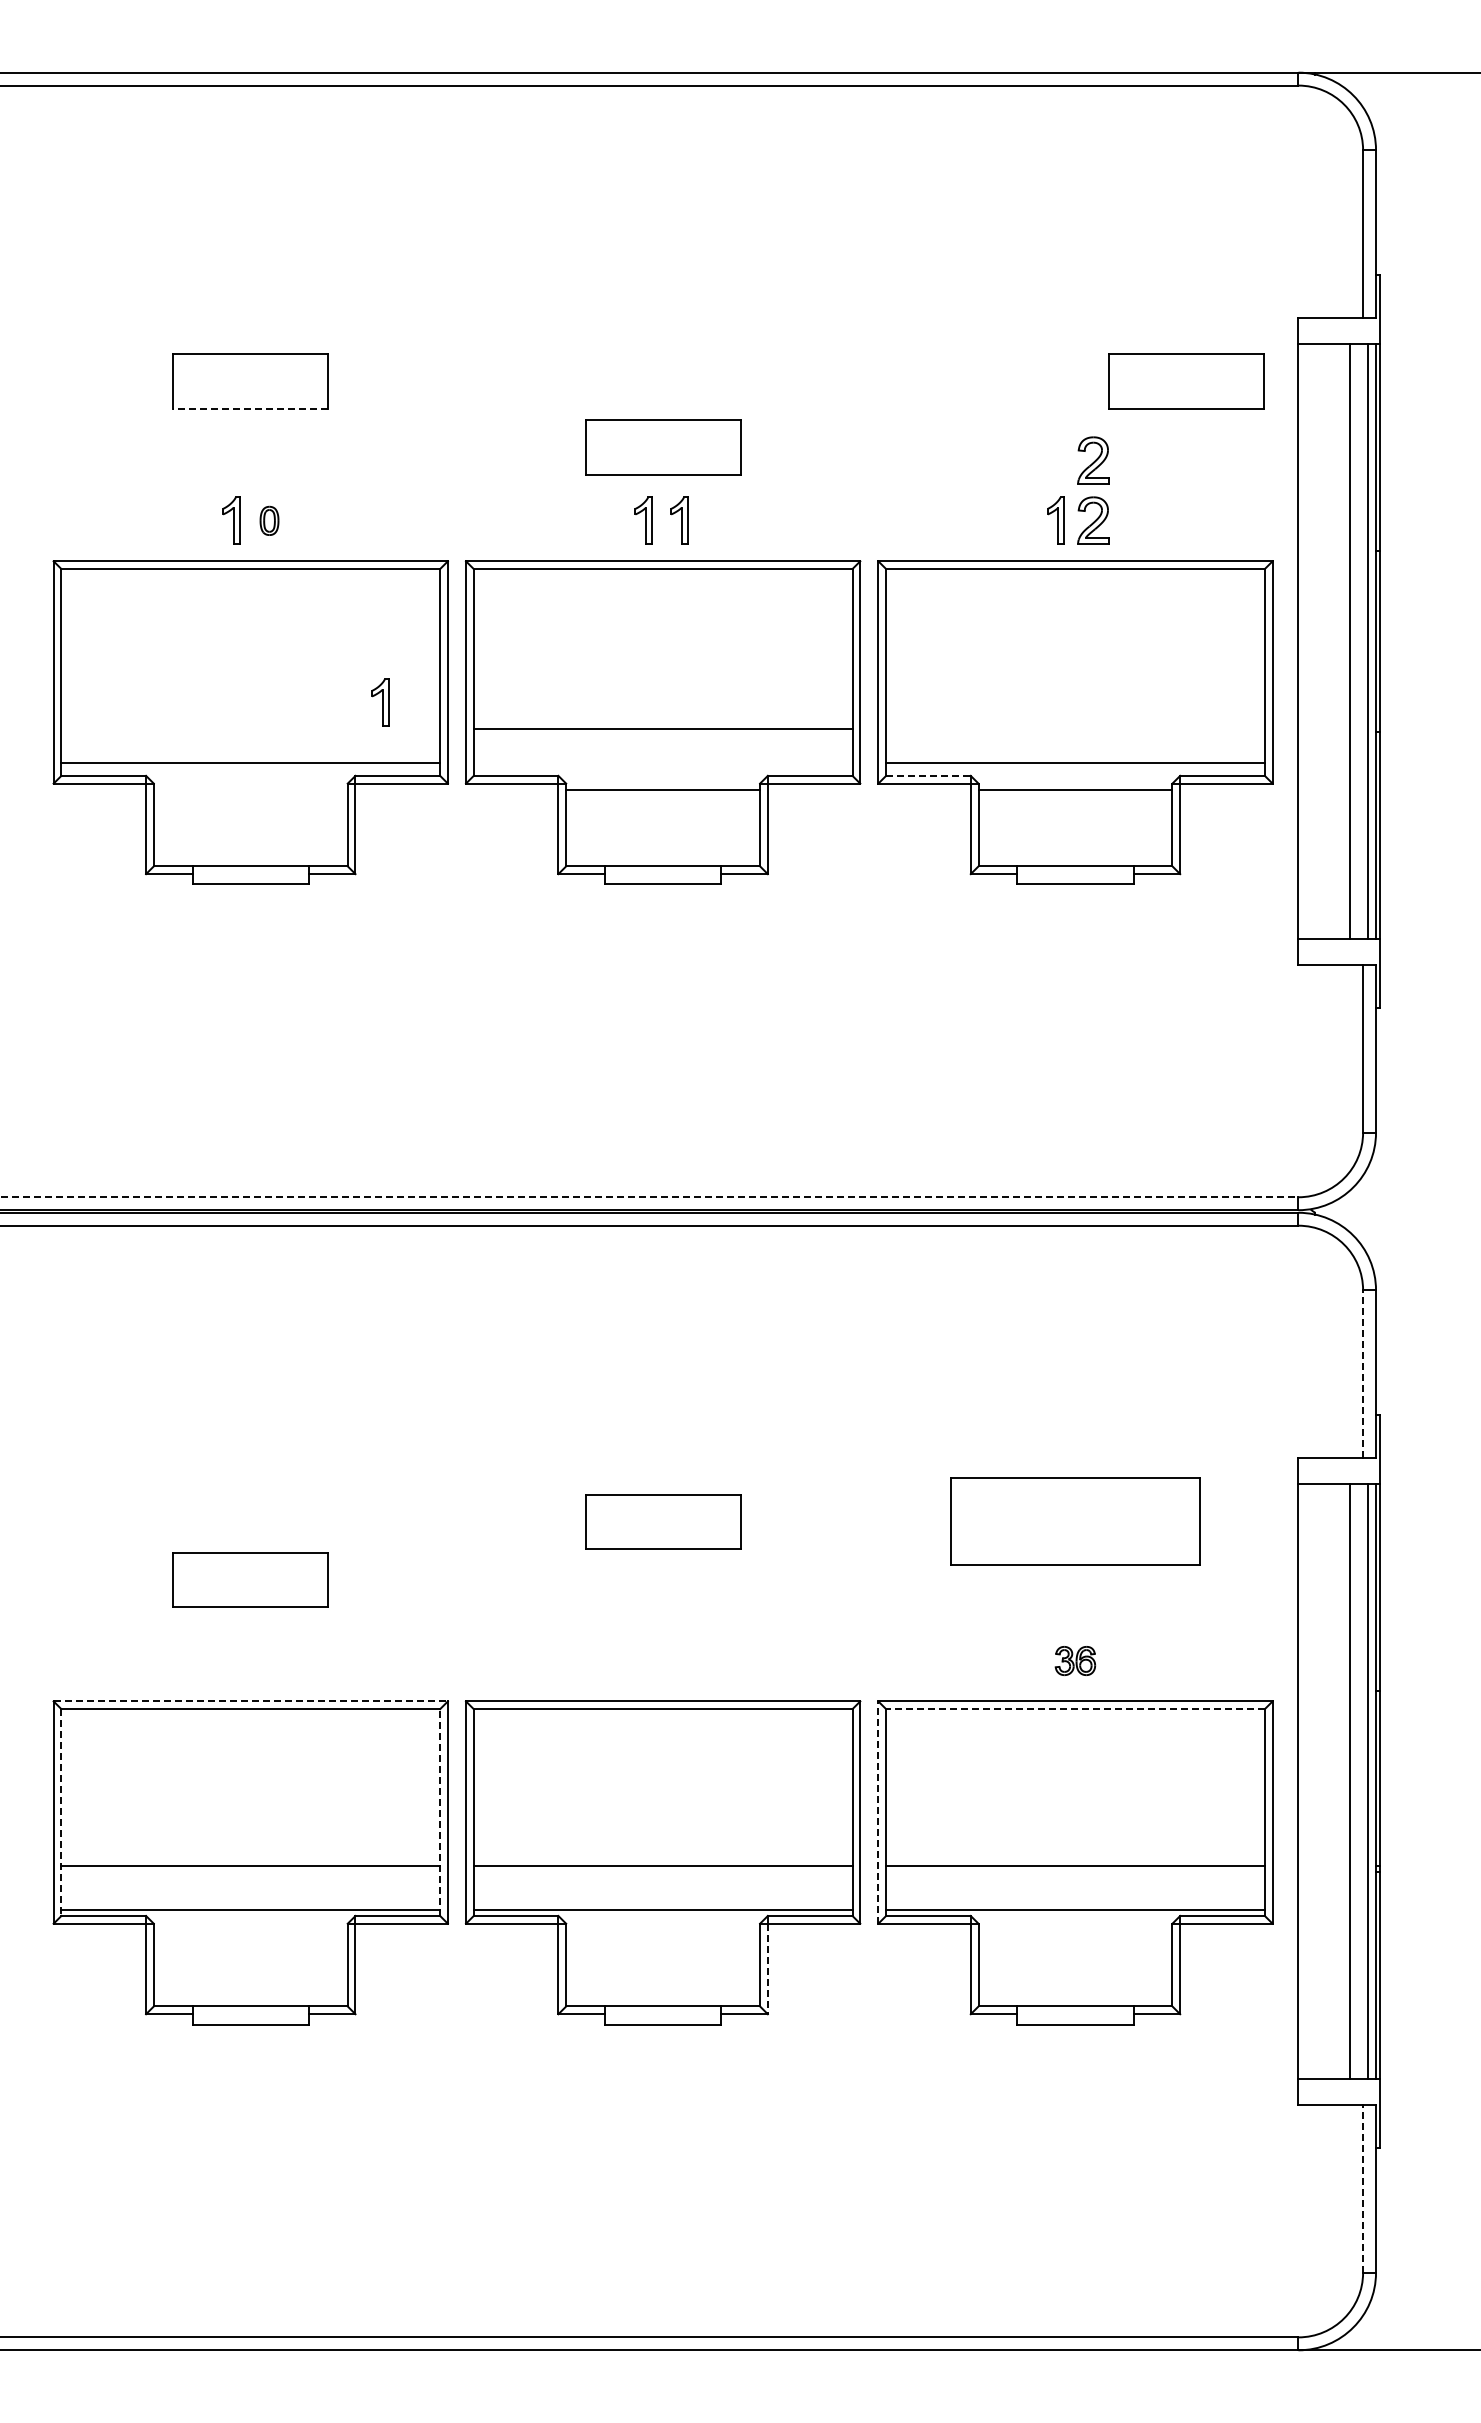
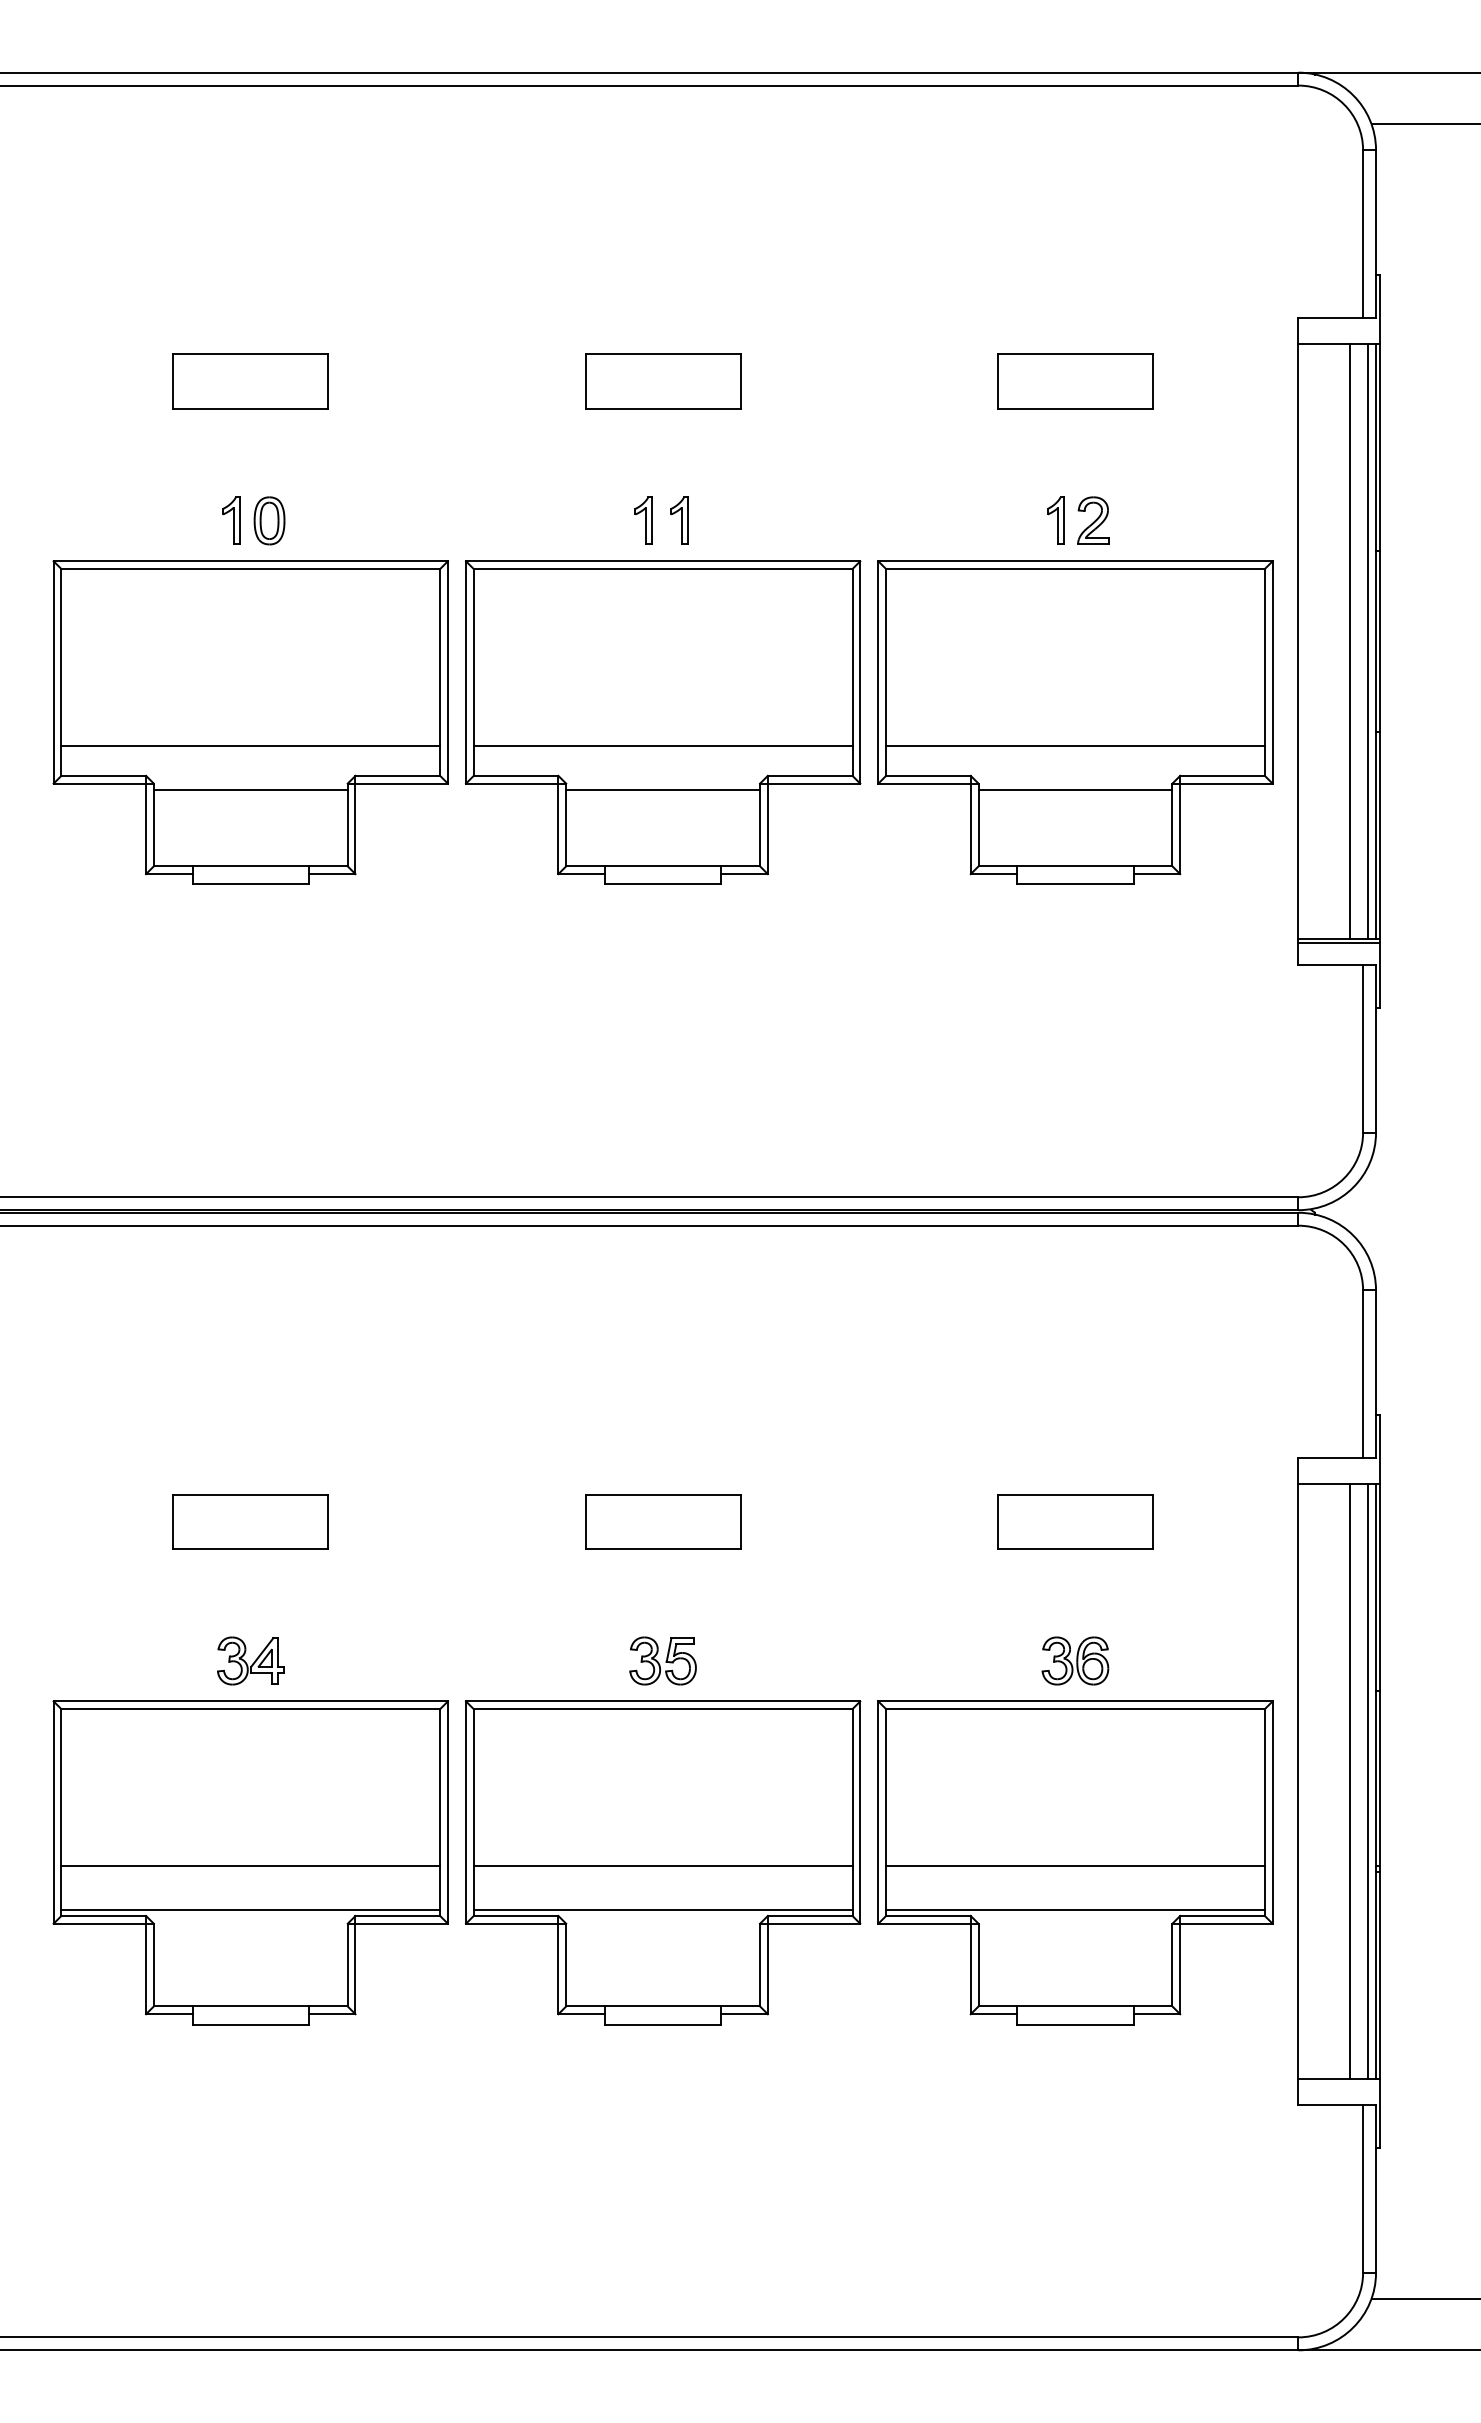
line: none -> present (1424, 124)
part position: (1186, 381) -> (1075, 381) (1075, 381)
line: dashed -> solid (250, 408)
part position: (663, 447) -> (663, 381) (663, 381)
part: present -> none (1093, 460)
part size: 21x31 px -> 33x50 px (269, 520)
part: present -> none (380, 702)
line position: (662, 729) -> (662, 746) (662, 746)
line position: (250, 763) -> (250, 746) (250, 746)
line position: (1075, 763) -> (1075, 746) (1075, 746)
line: dashed -> solid (928, 775)
line: none -> present (250, 790)
line: none -> present (1338, 942)
line: dashed -> solid (649, 1197)
line: dashed -> solid (1363, 1373)
part size: 251x89 px -> 157x56 px (1075, 1521)
part position: (250, 1579) -> (250, 1521) (250, 1521)
part: none -> present (250, 1660)
part: none -> present (662, 1660)
part size: 43x30 px -> 69x50 px (1075, 1660)
line: dashed -> solid (251, 1701)
line: dashed -> solid (1074, 1709)
line: dashed -> solid (440, 1812)
line: dashed -> solid (878, 1812)
line: dashed -> solid (61, 1813)
line: dashed -> solid (767, 1969)
line: dashed -> solid (1363, 2188)
line: none -> present (1424, 2298)
